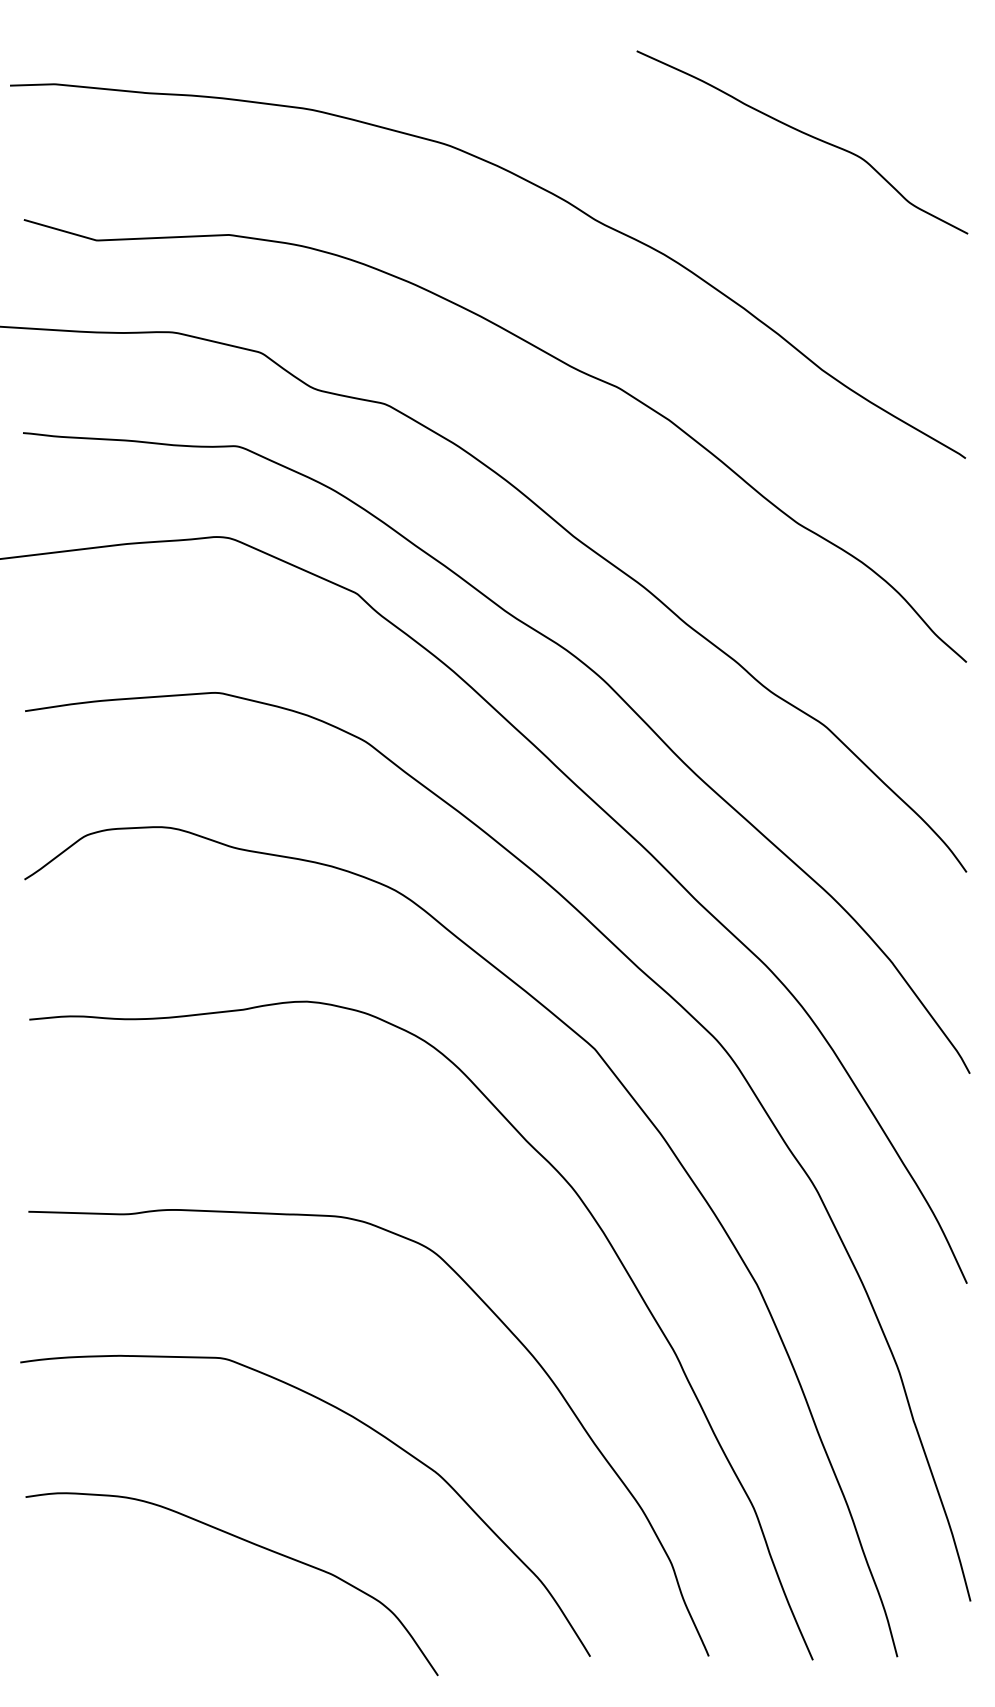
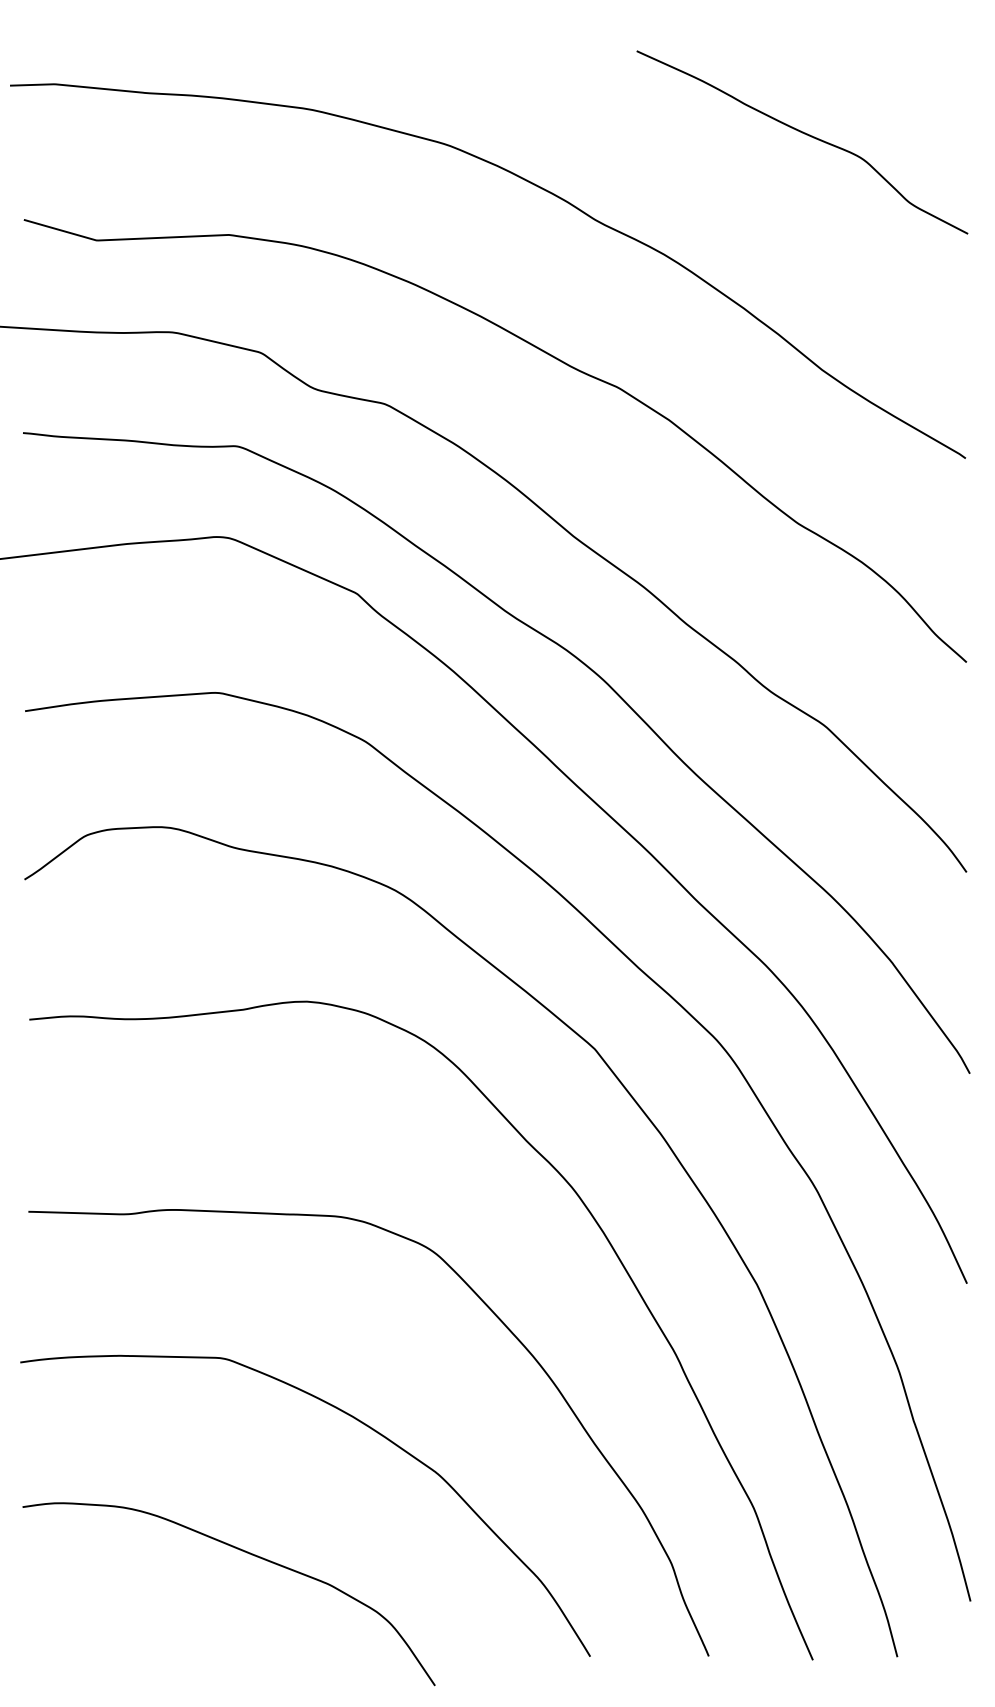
curve position: (247, 1542) -> (244, 1552) (244, 1552)
